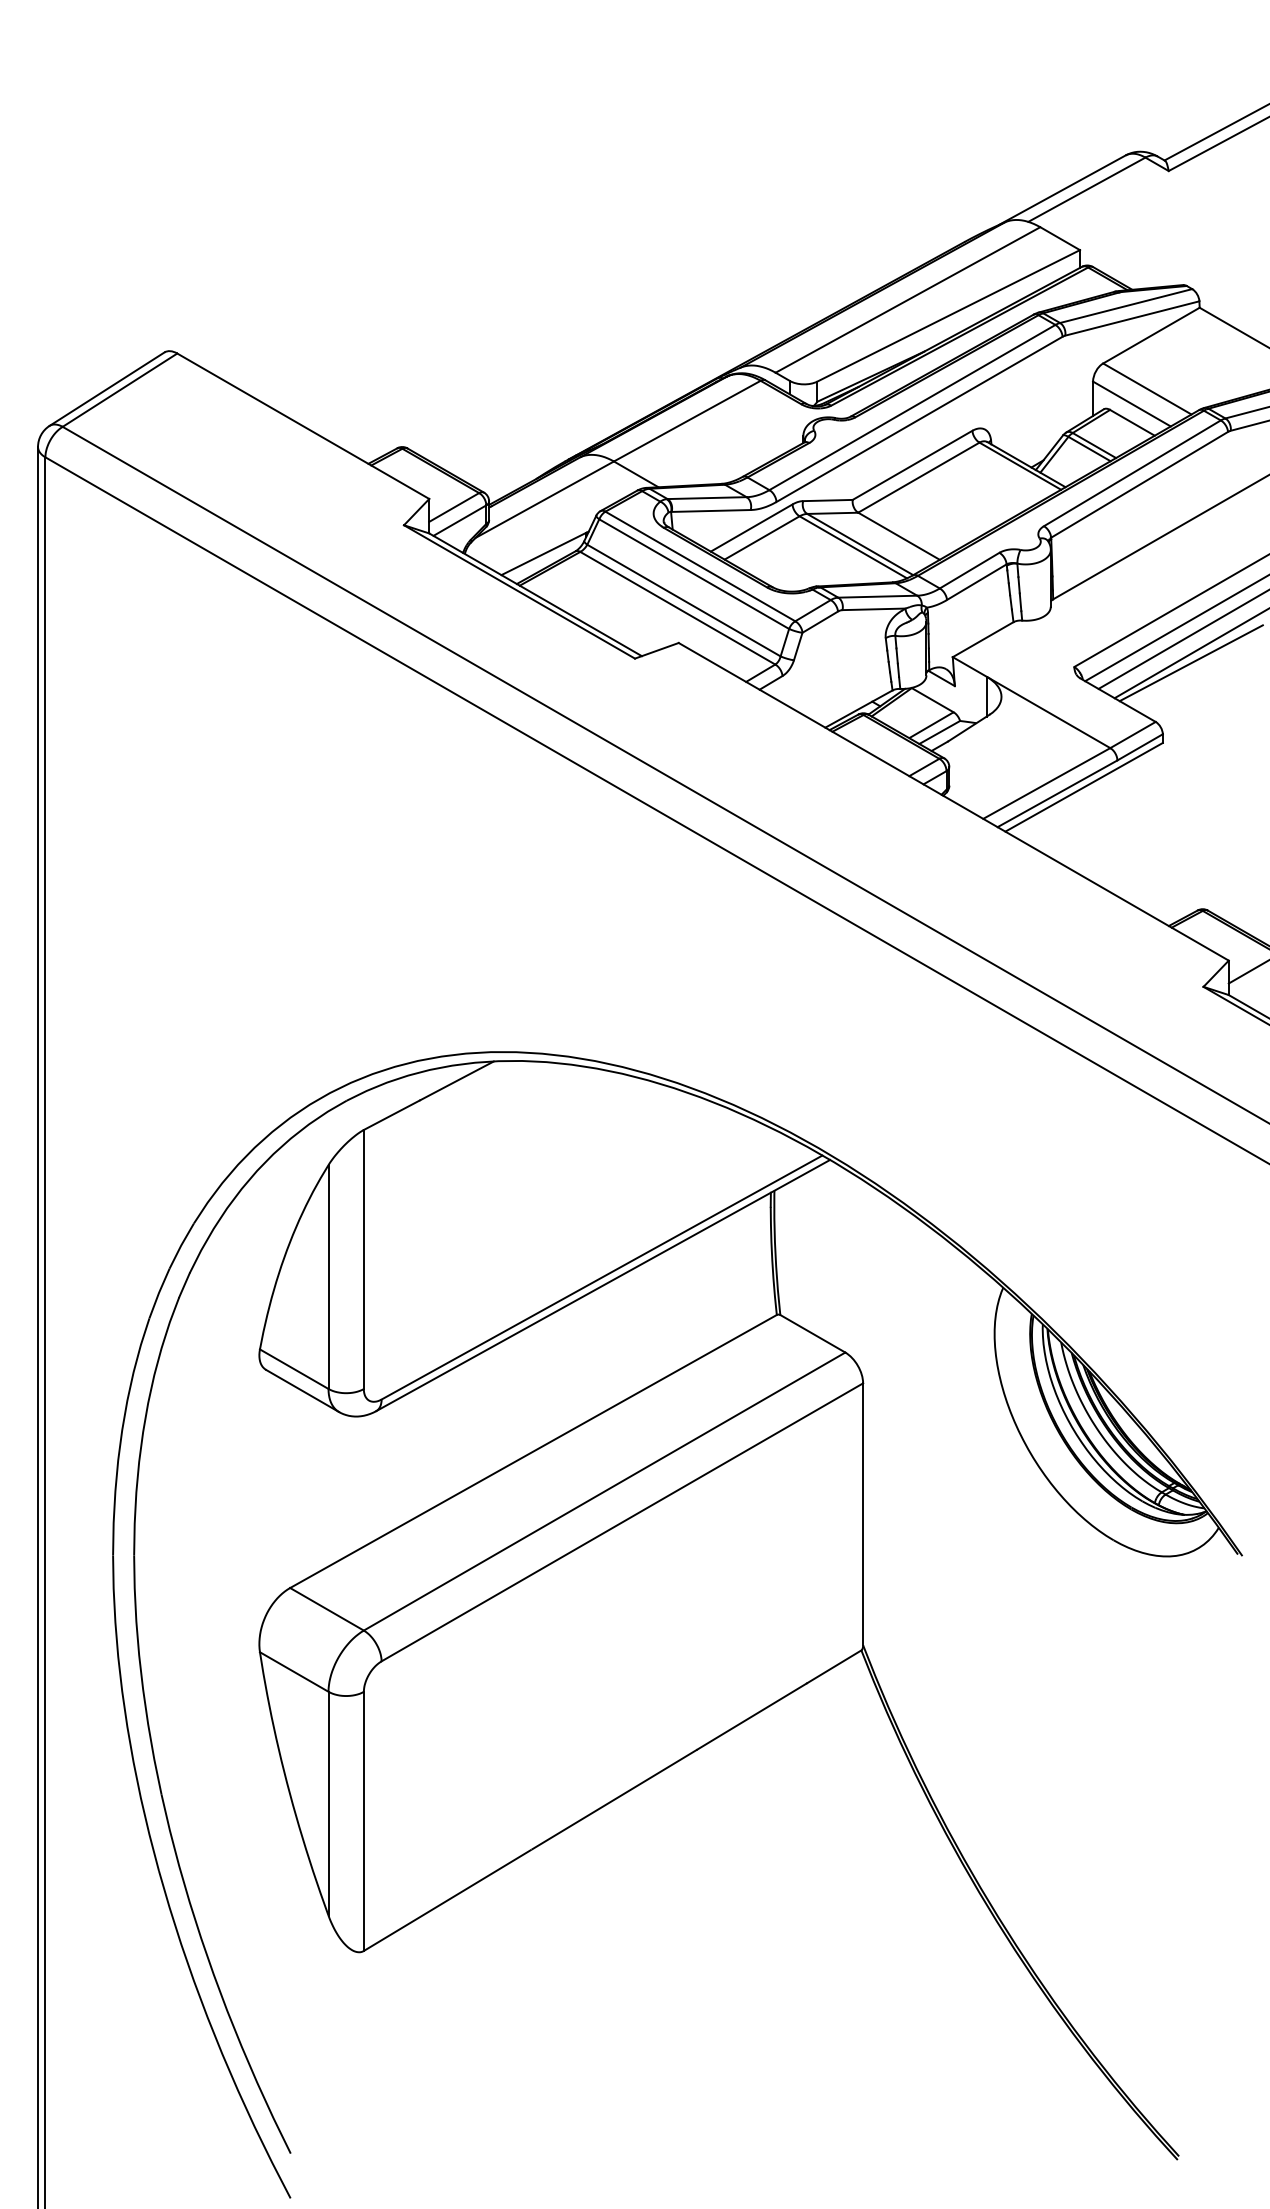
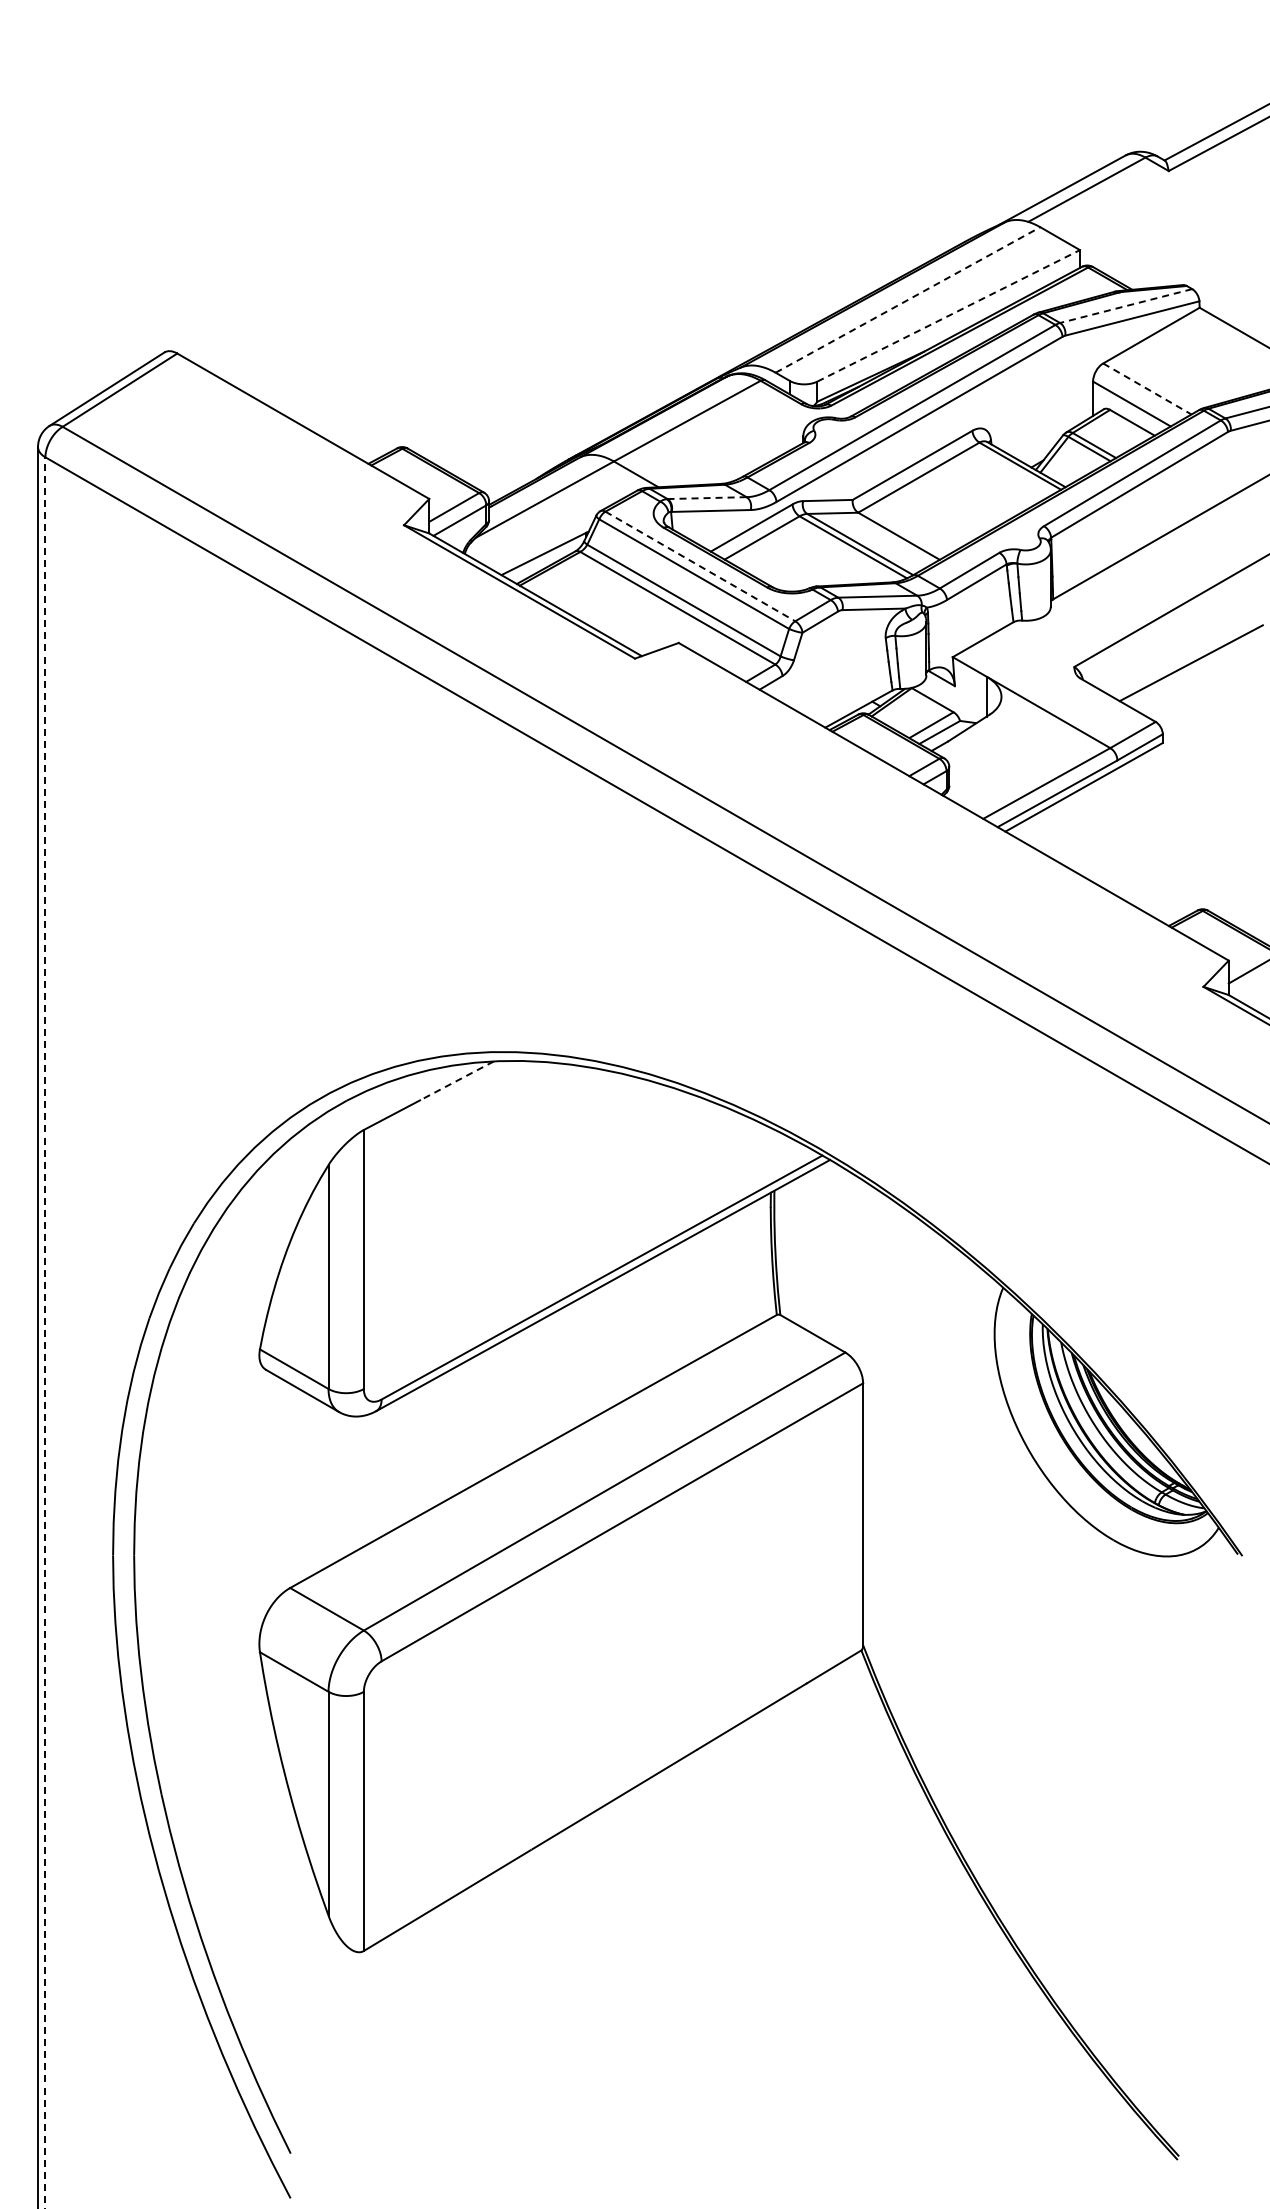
line: solid -> dashed (908, 299)
line: solid -> dashed (1125, 306)
line: solid -> dashed (948, 315)
line: solid -> dashed (1147, 389)
line: solid -> dashed (707, 498)
line: solid -> dashed (700, 566)
line: present -> none (1175, 628)
line: present -> none (1182, 639)
line: present -> none (1190, 653)
line: solid -> dashed (456, 1080)
line: solid -> dashed (45, 1332)
